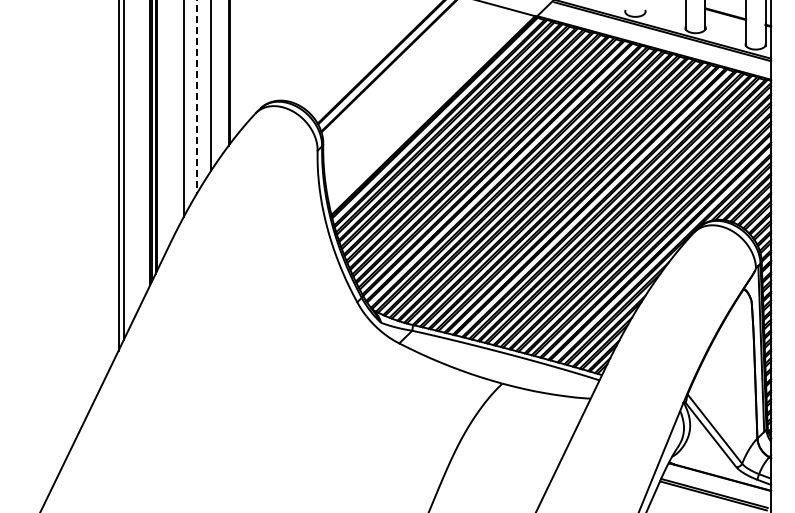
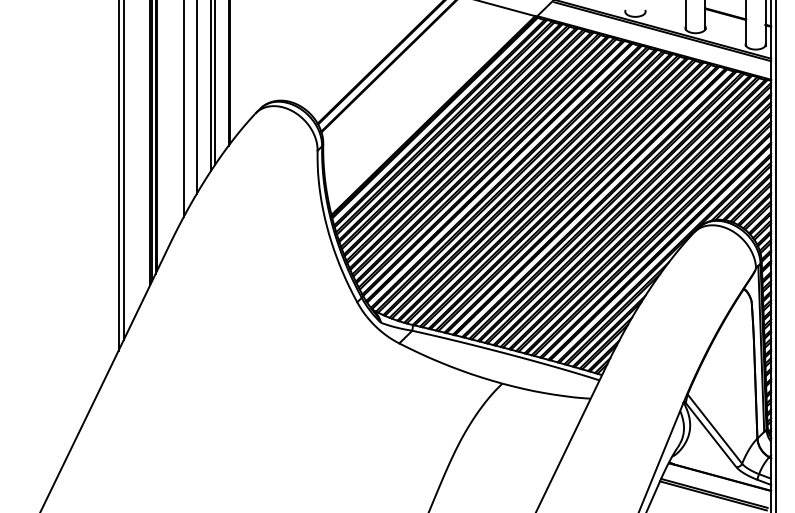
line: none -> present (214, 83)
line: dashed -> solid (196, 97)
line: none -> present (776, 255)
